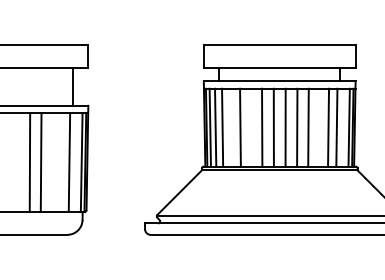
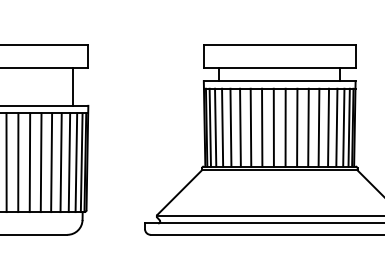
line: none -> present (230, 127)
line: none -> present (250, 127)
line: none -> present (318, 127)
line: none -> present (343, 127)
line: none -> present (6, 162)
line: none -> present (18, 162)
line: none -> present (51, 162)
line: none -> present (60, 162)
line: none -> present (76, 162)
